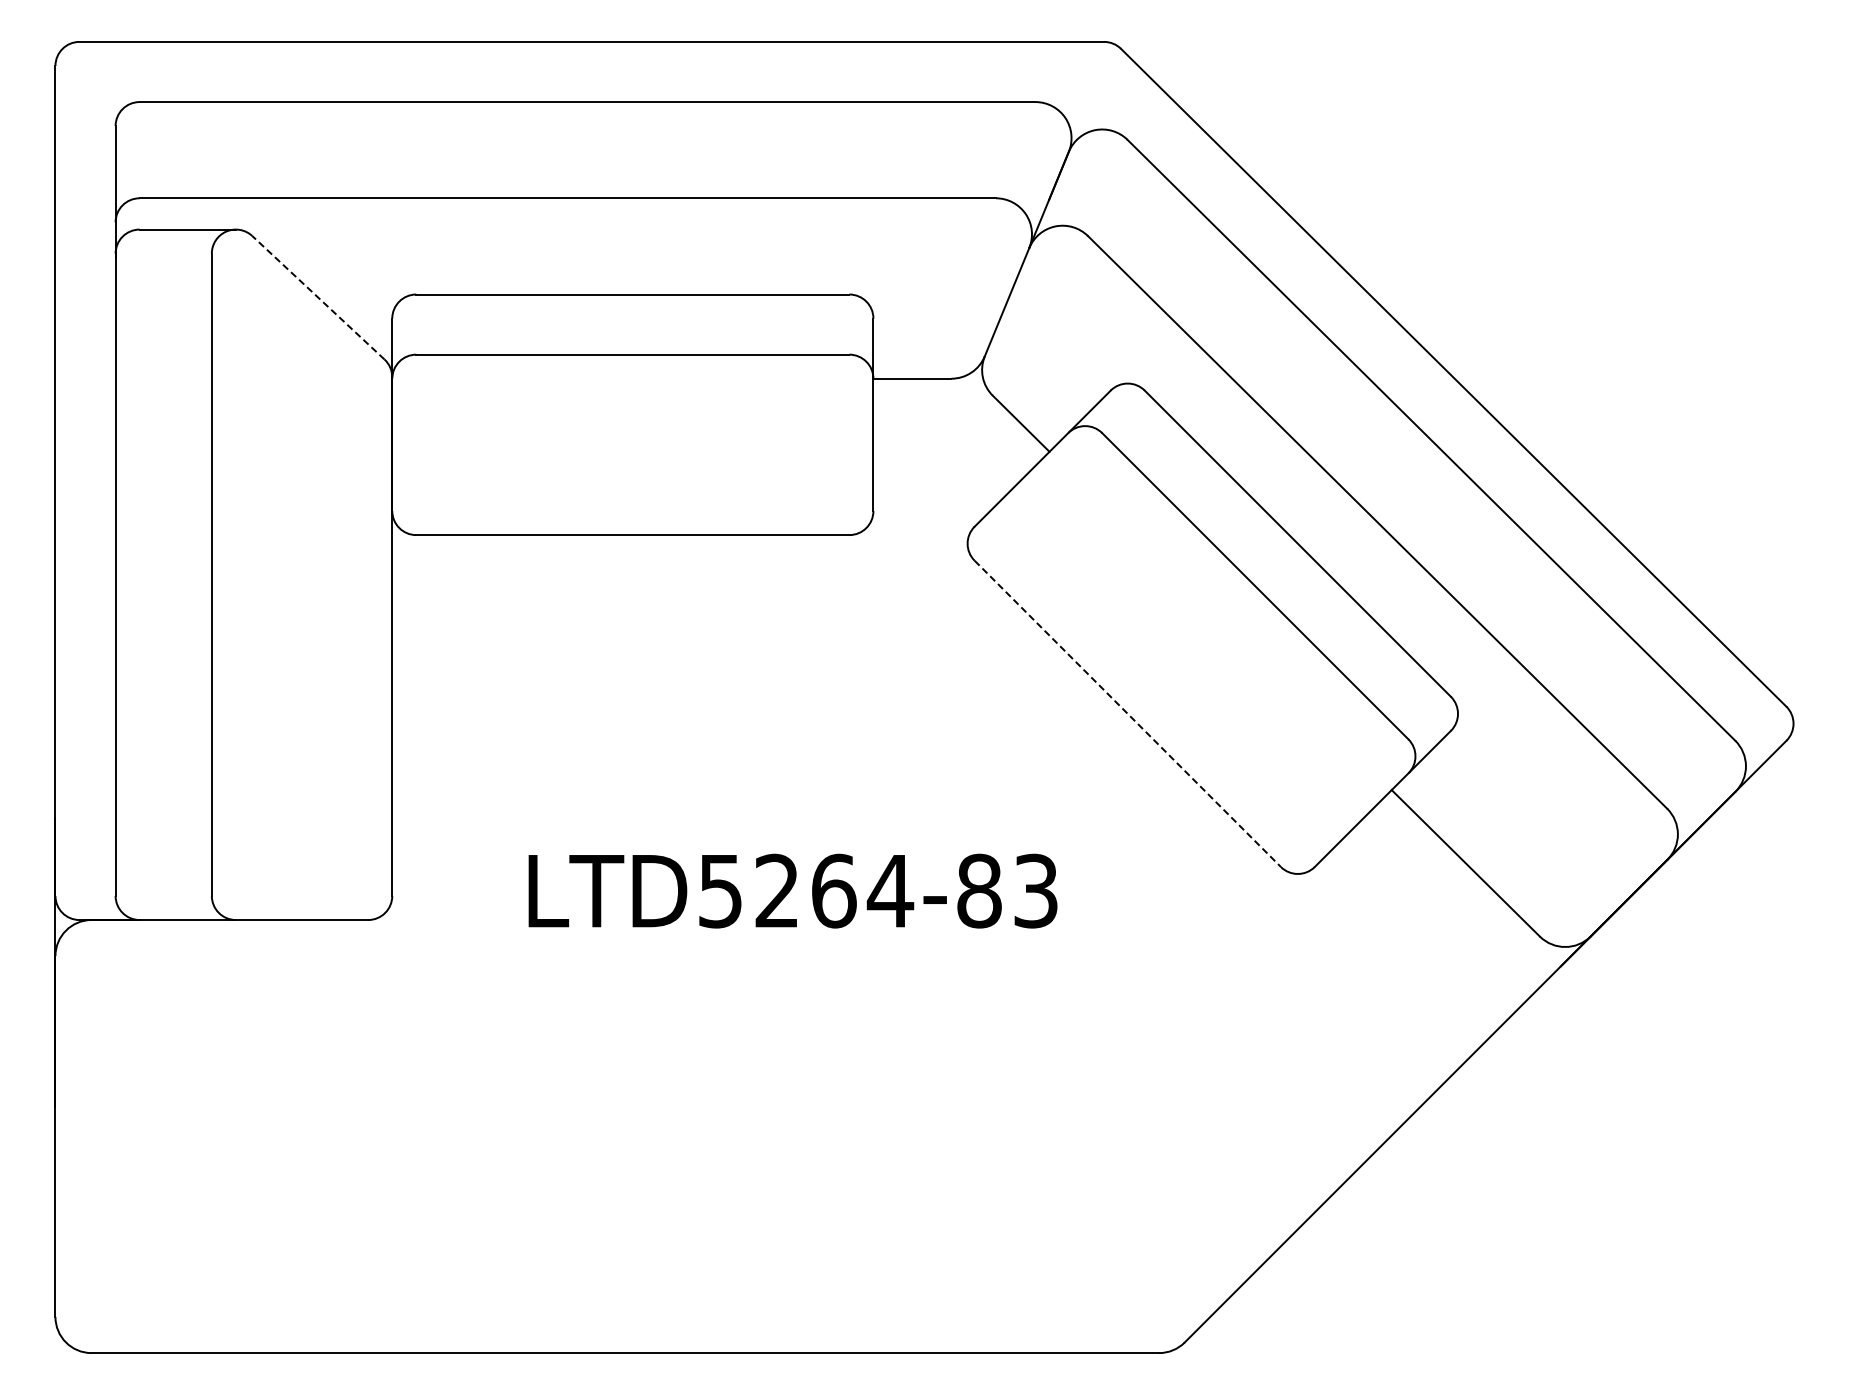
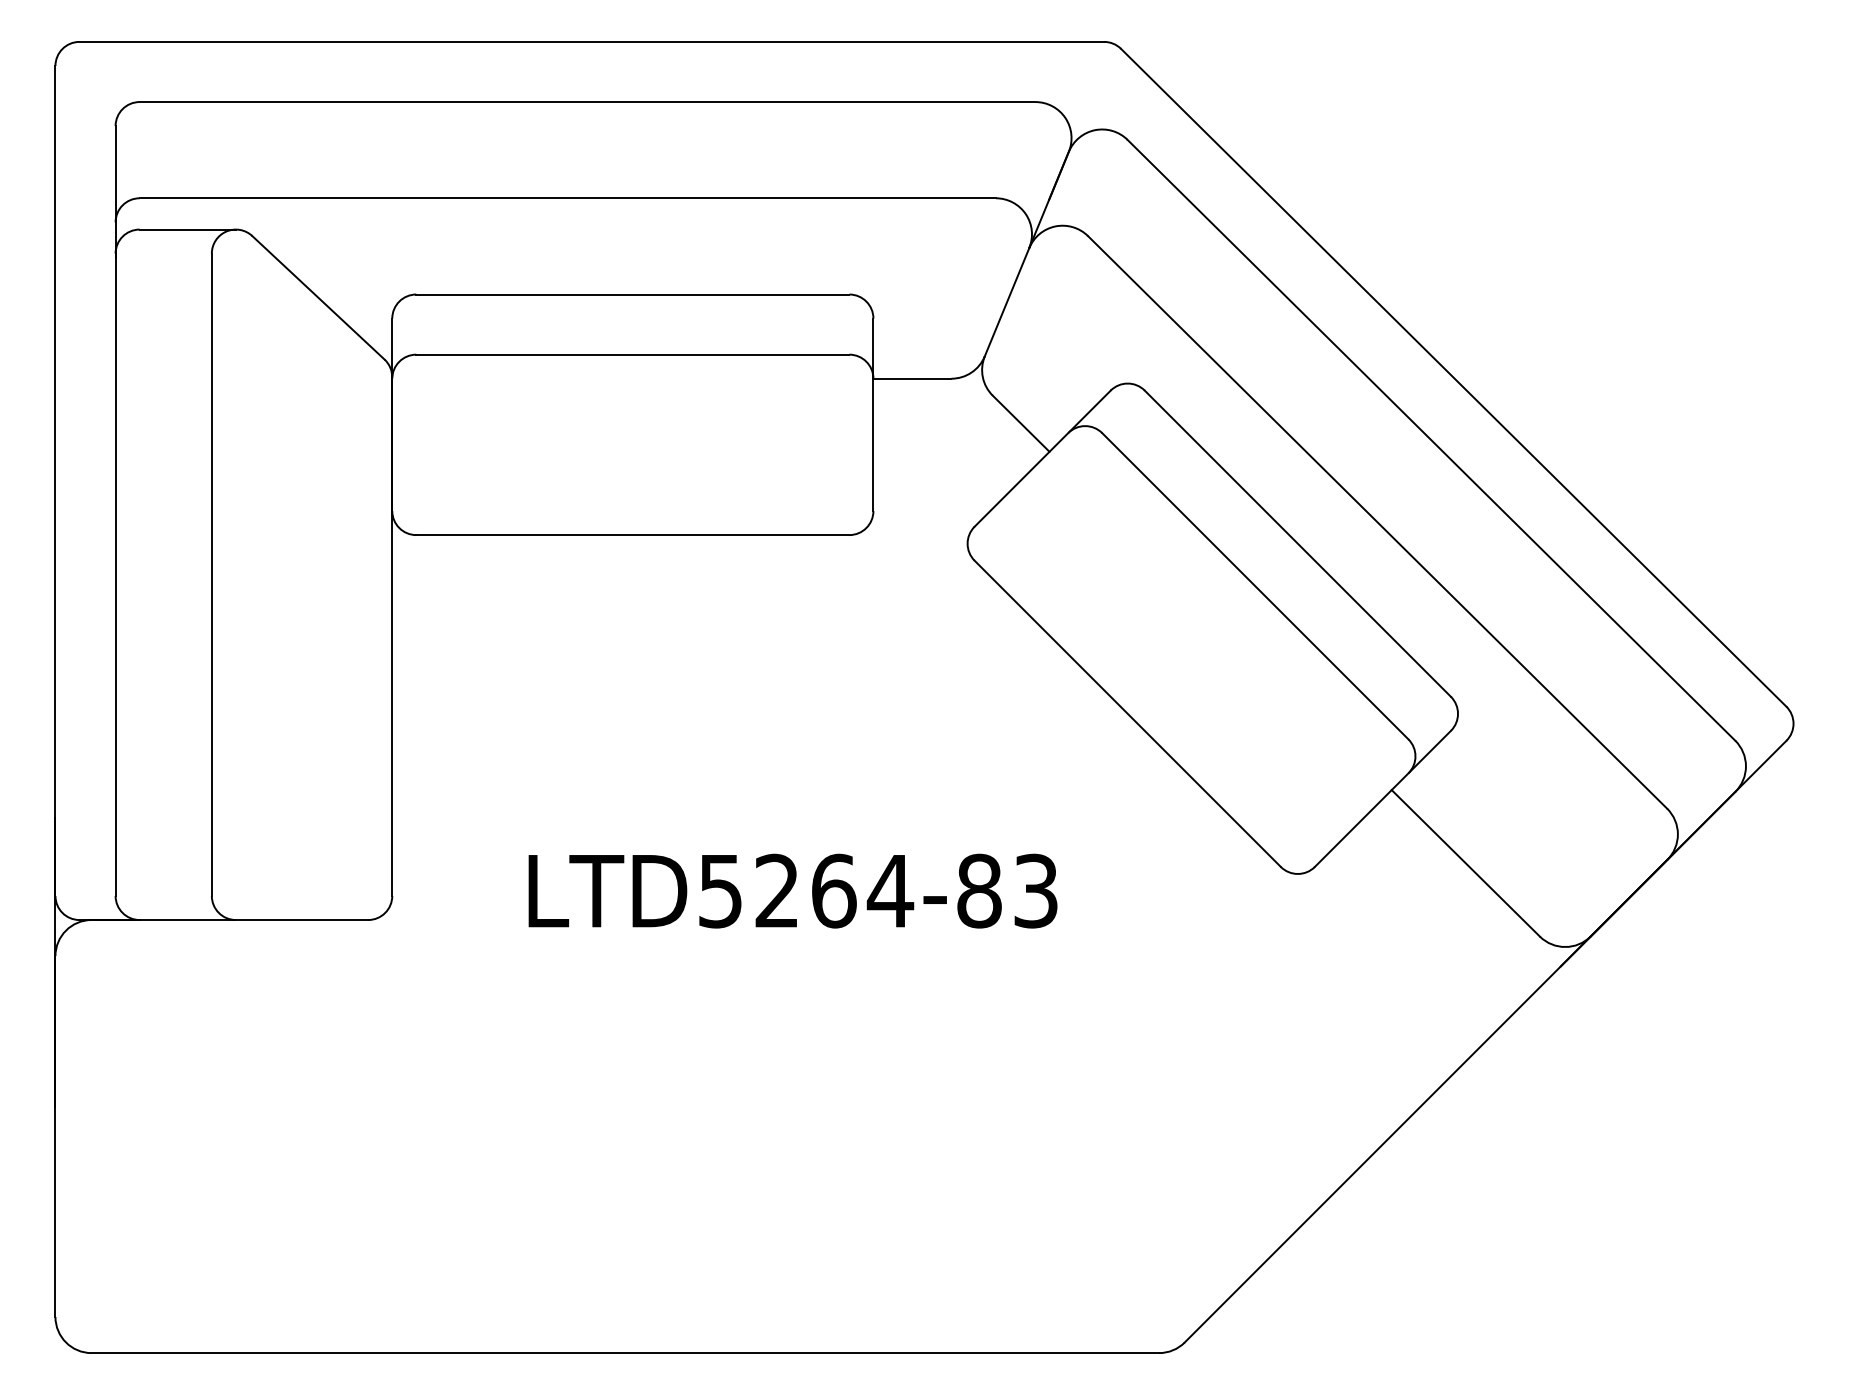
line: dashed -> solid (318, 297)
line: dashed -> solid (1127, 713)
